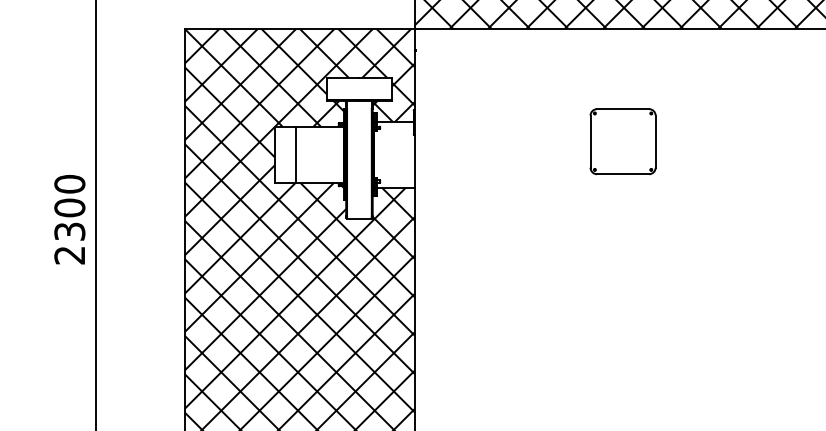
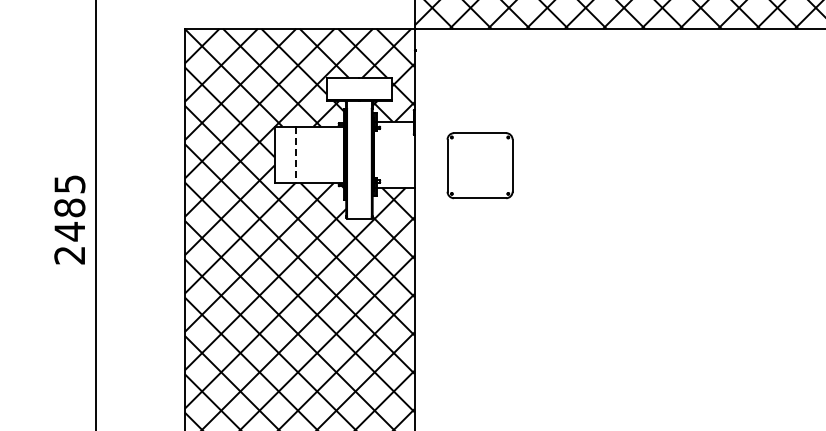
part position: (622, 141) -> (479, 165) (479, 165)
line: solid -> dashed (296, 155)
text: 2300 -> 2485 (69, 208)
